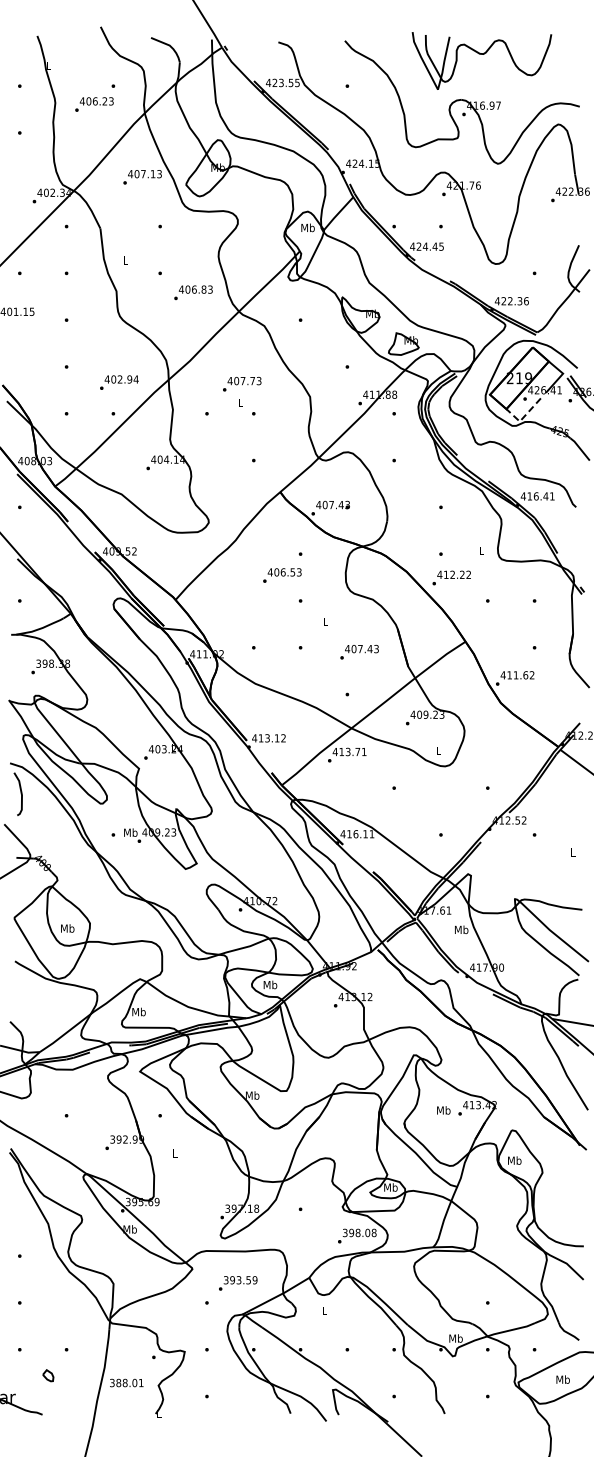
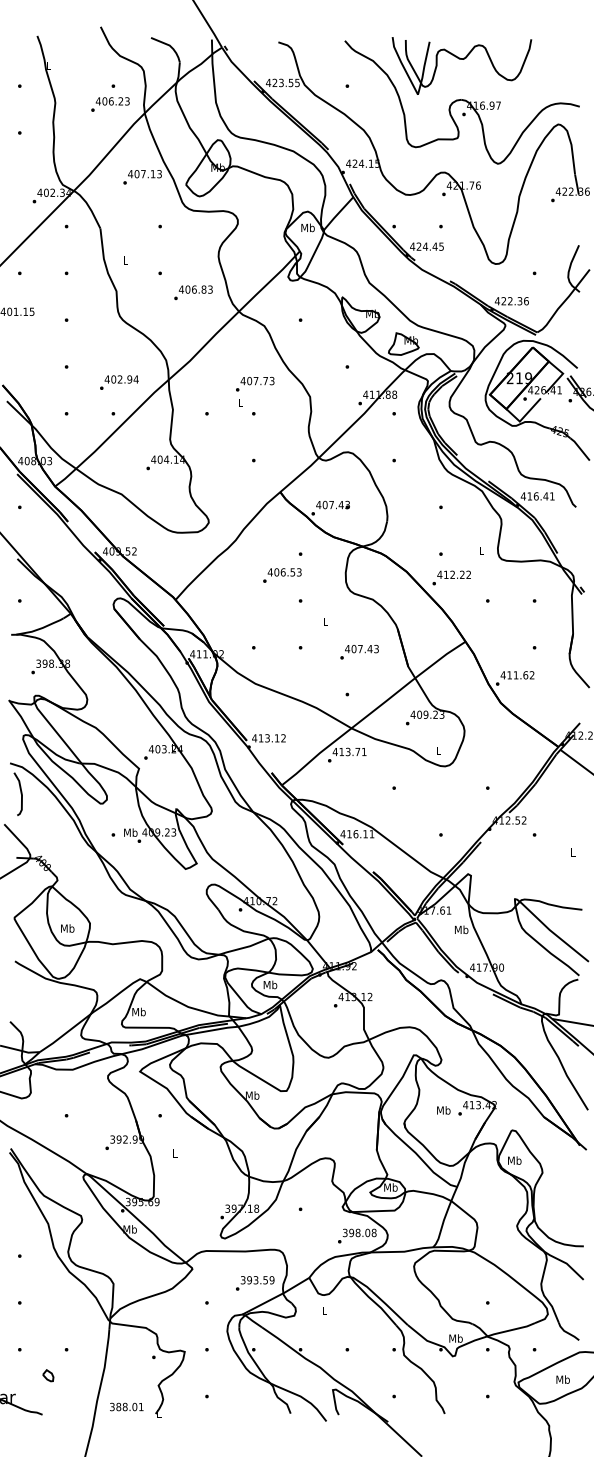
part position: (481, 60) -> (461, 65) (461, 65)
text position: (94, 104) -> (110, 104) (110, 104)
text position: (242, 383) -> (255, 383) (255, 383)
line: dashed -> solid (523, 417)
text position: (238, 1283) -> (255, 1283) (255, 1283)
text position: (126, 1382) -> (126, 1406) (126, 1406)
